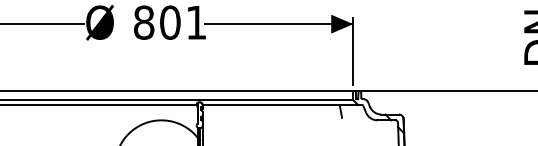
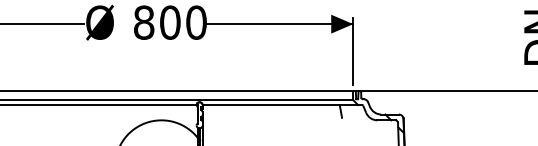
text: 801 -> 800 (196, 22)
